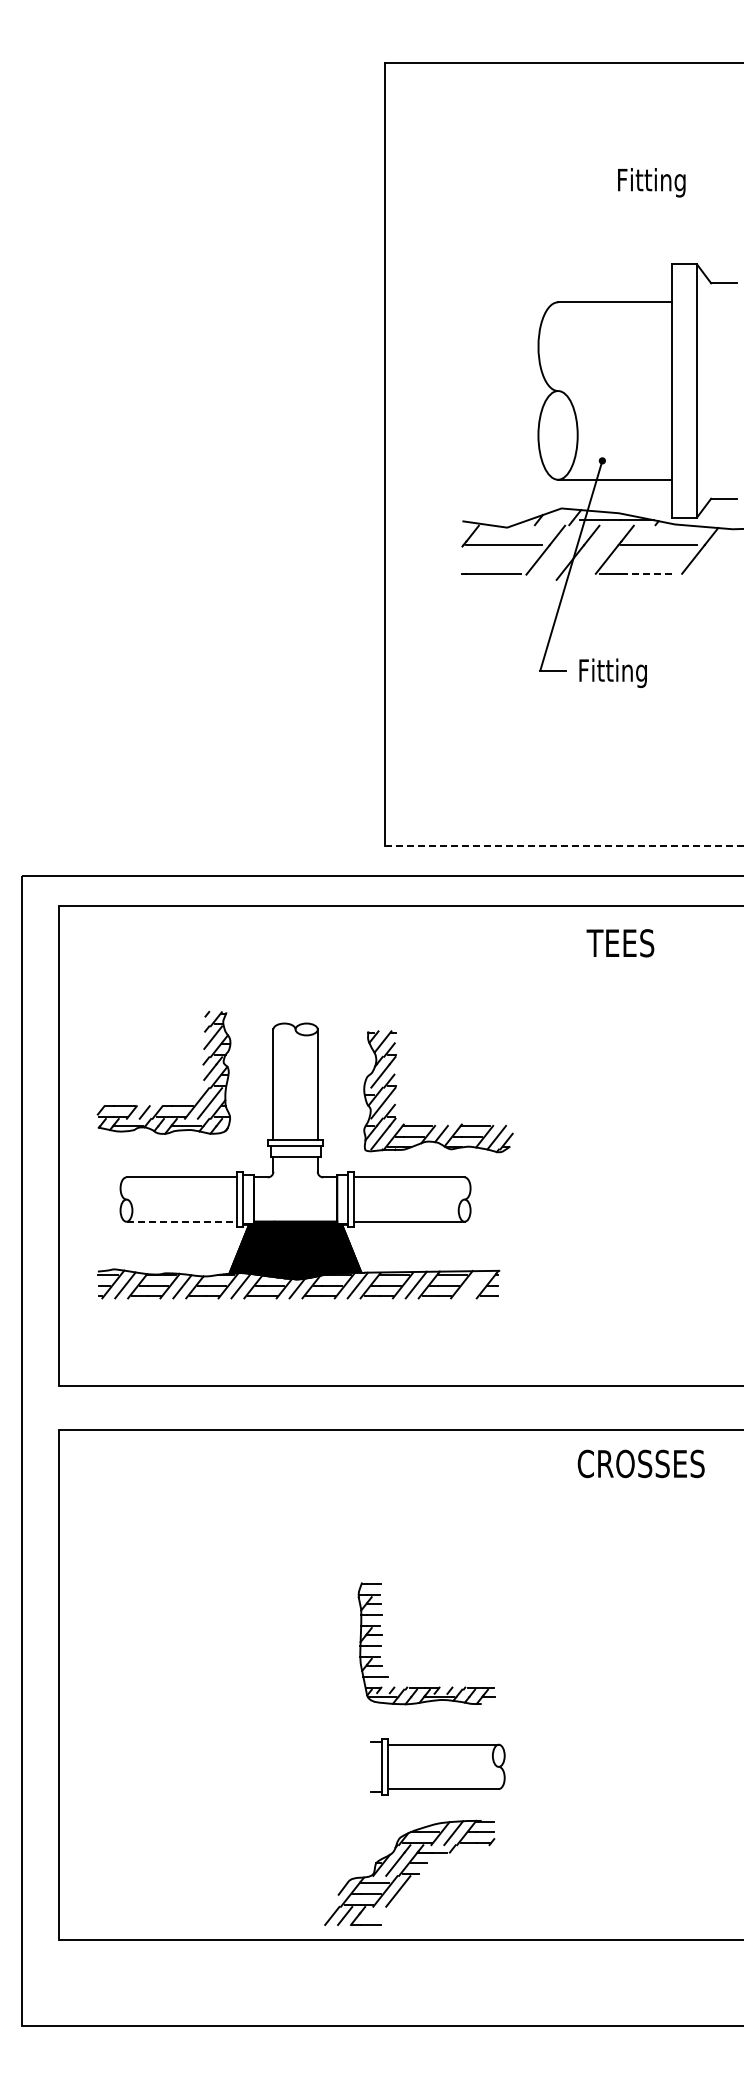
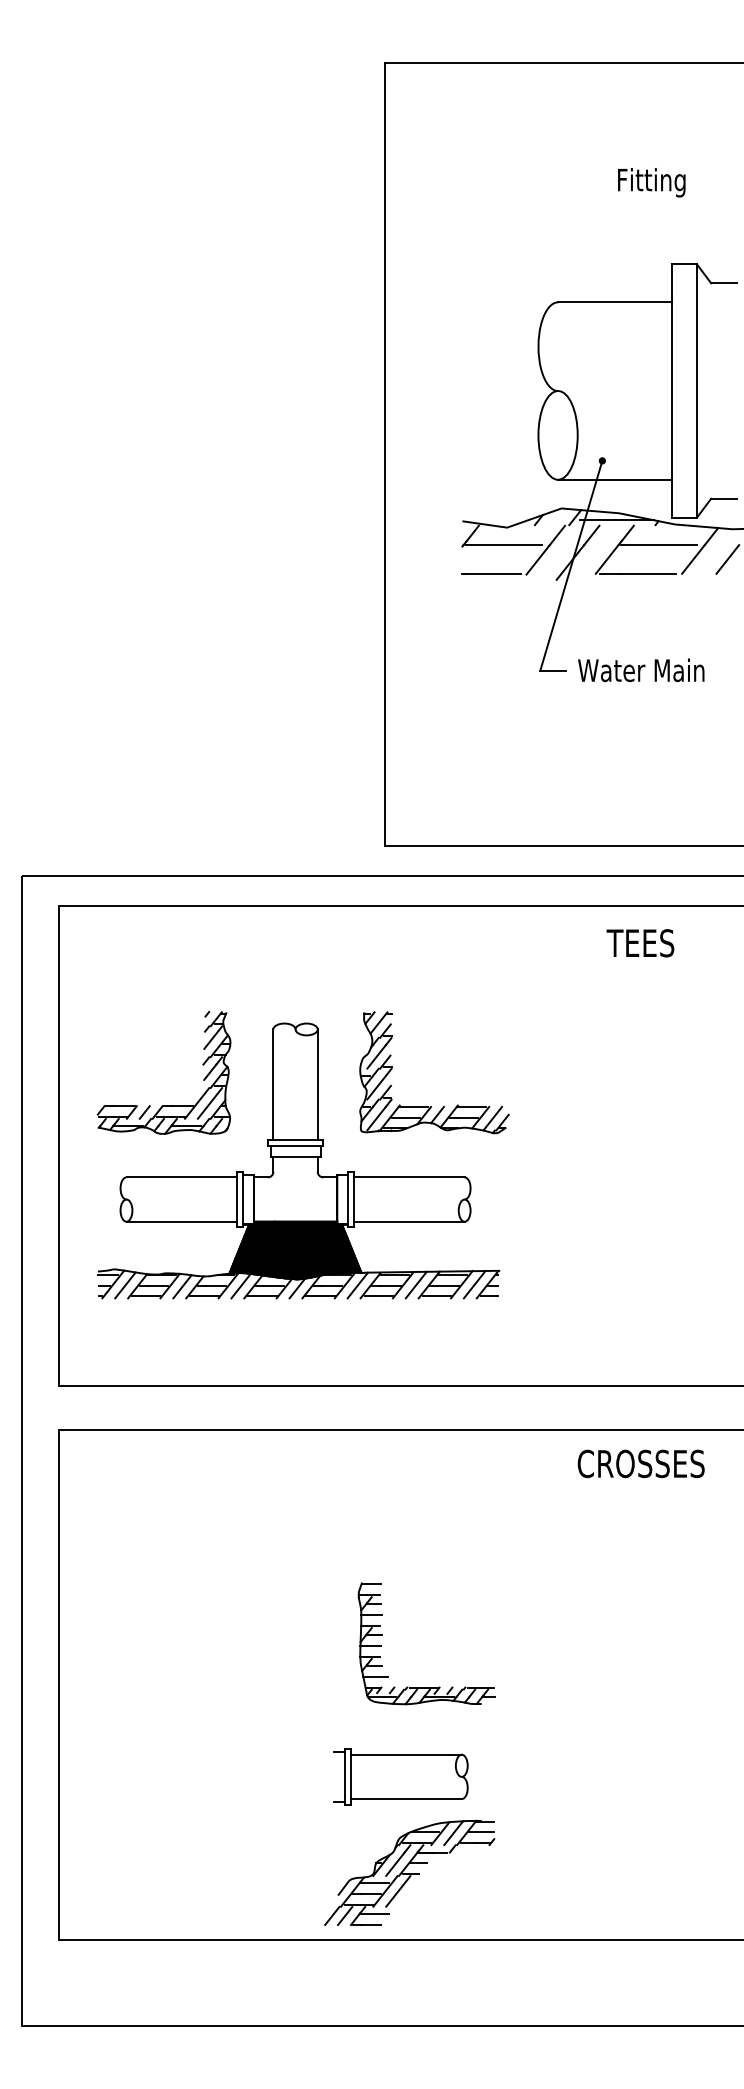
line: none -> present (727, 559)
line: dashed -> solid (649, 573)
text: Fitting -> Water Main (641, 673)
line: dashed -> solid (564, 846)
text position: (620, 943) -> (640, 943) (640, 943)
part position: (436, 1125) -> (432, 1106) (432, 1106)
line: dashed -> solid (182, 1221)
line: none -> present (474, 1284)
part position: (437, 1766) -> (400, 1776) (400, 1776)
line: none -> present (374, 1914)
